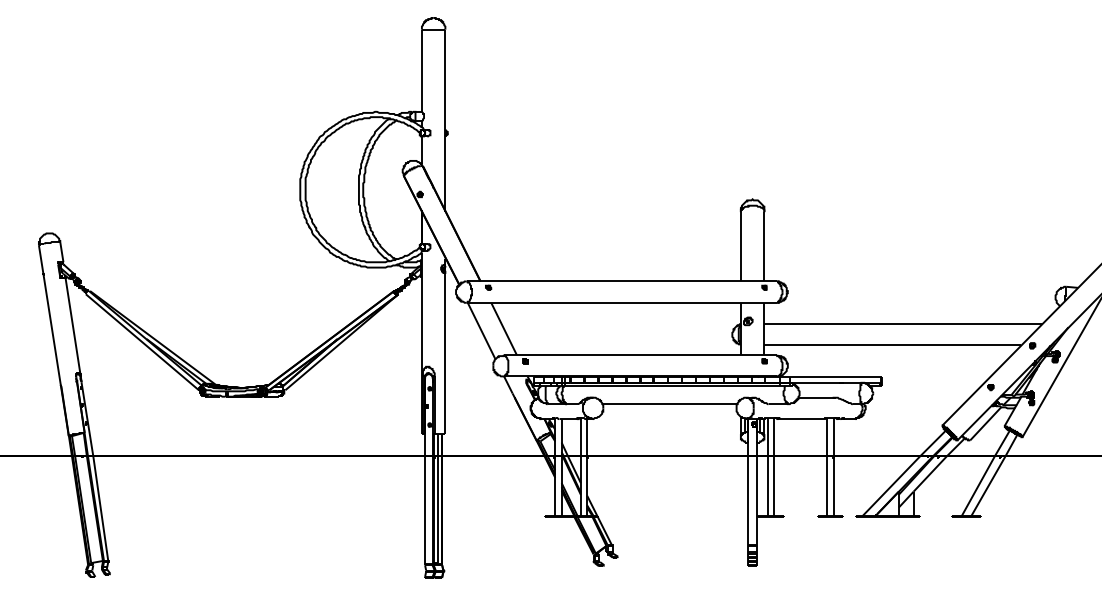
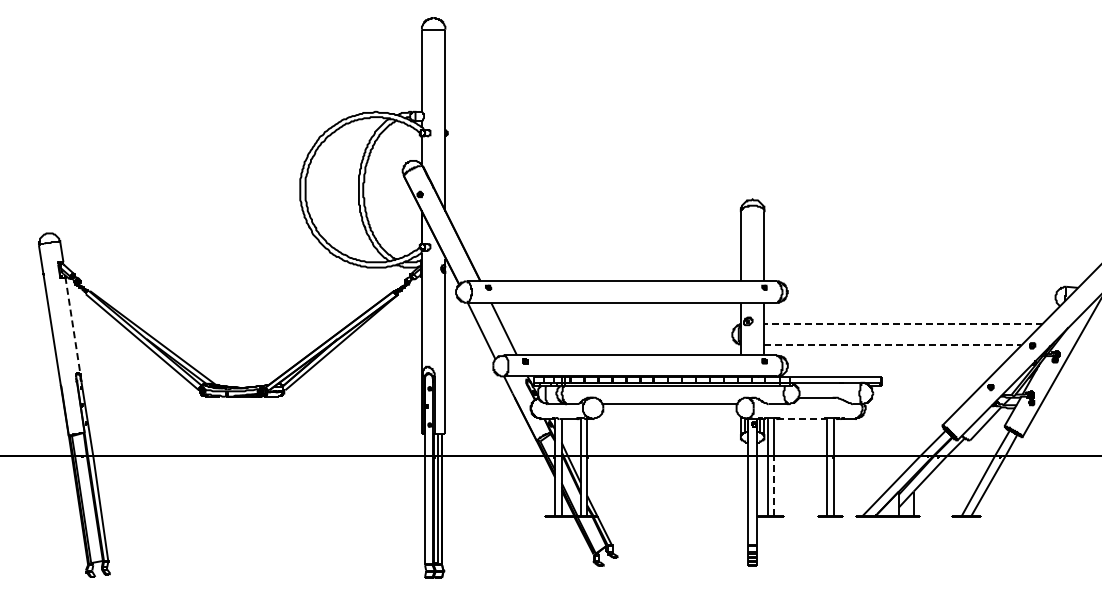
line: solid -> dashed (903, 324)
line: solid -> dashed (73, 329)
line: solid -> dashed (892, 345)
line: solid -> dashed (801, 419)
line: solid -> dashed (773, 486)
